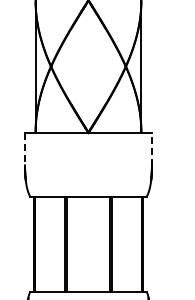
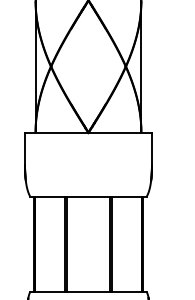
line: dashed -> solid (25, 149)
line: dashed -> solid (151, 149)
